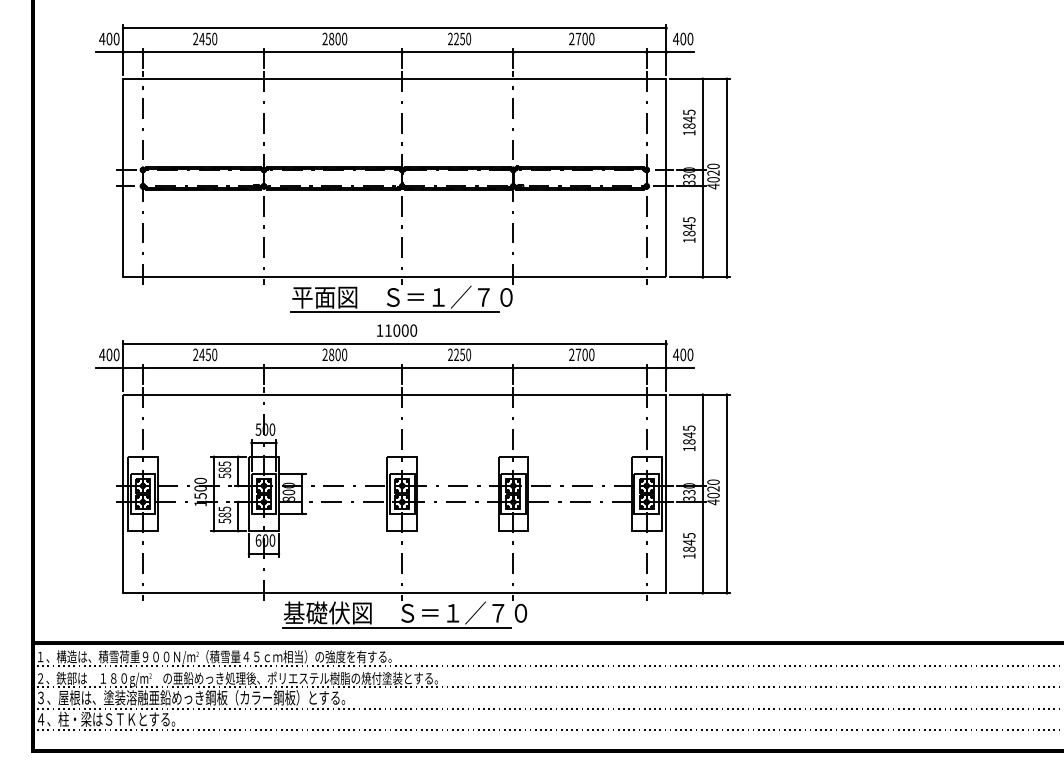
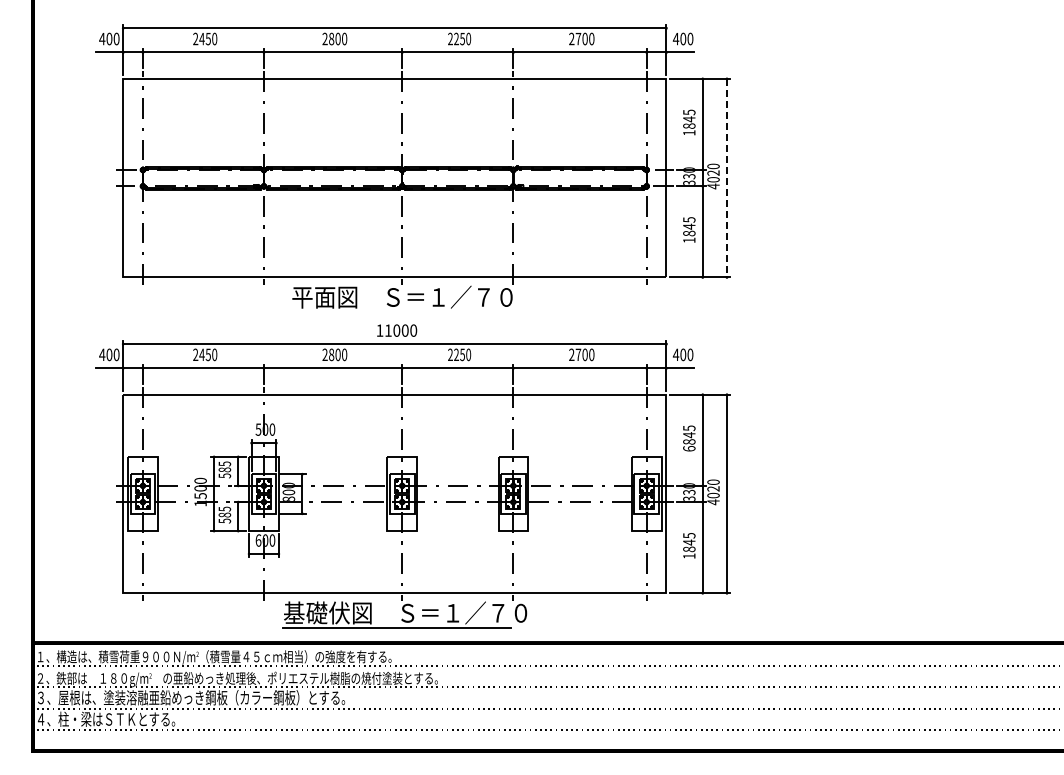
line: solid -> dashed (726, 178)
line: present -> none (394, 312)
text: 1845 -> 6845 (689, 448)
